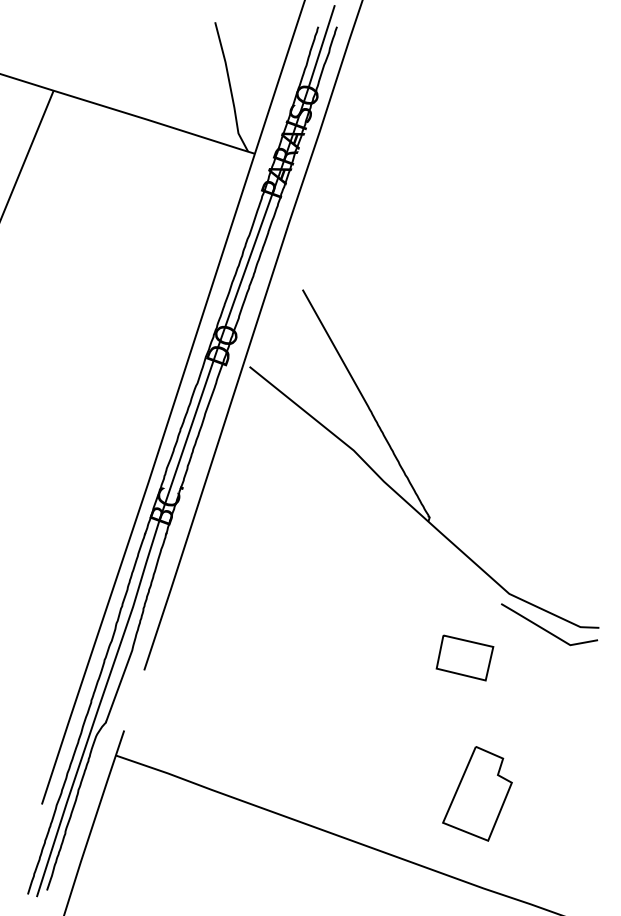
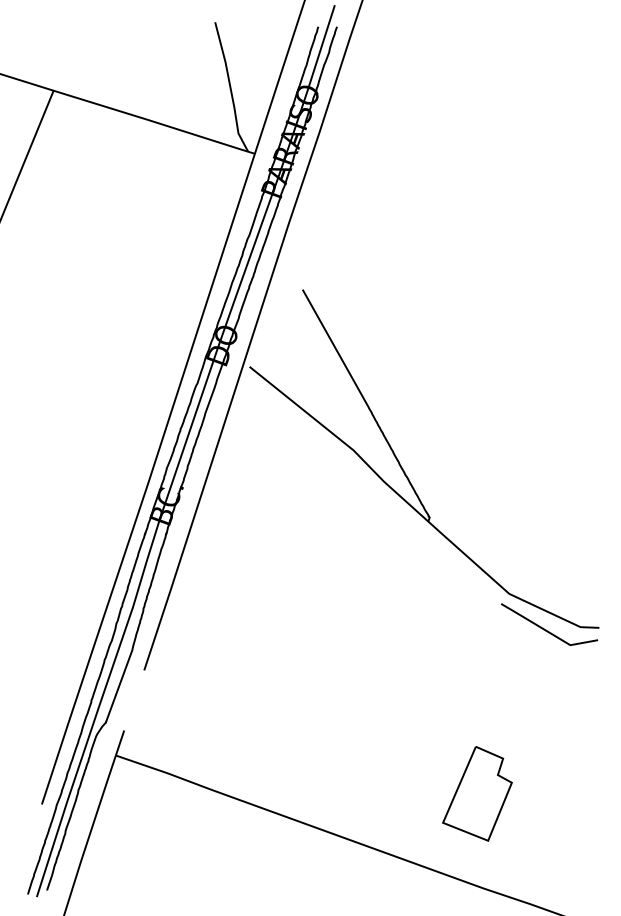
part: present -> none (464, 657)
